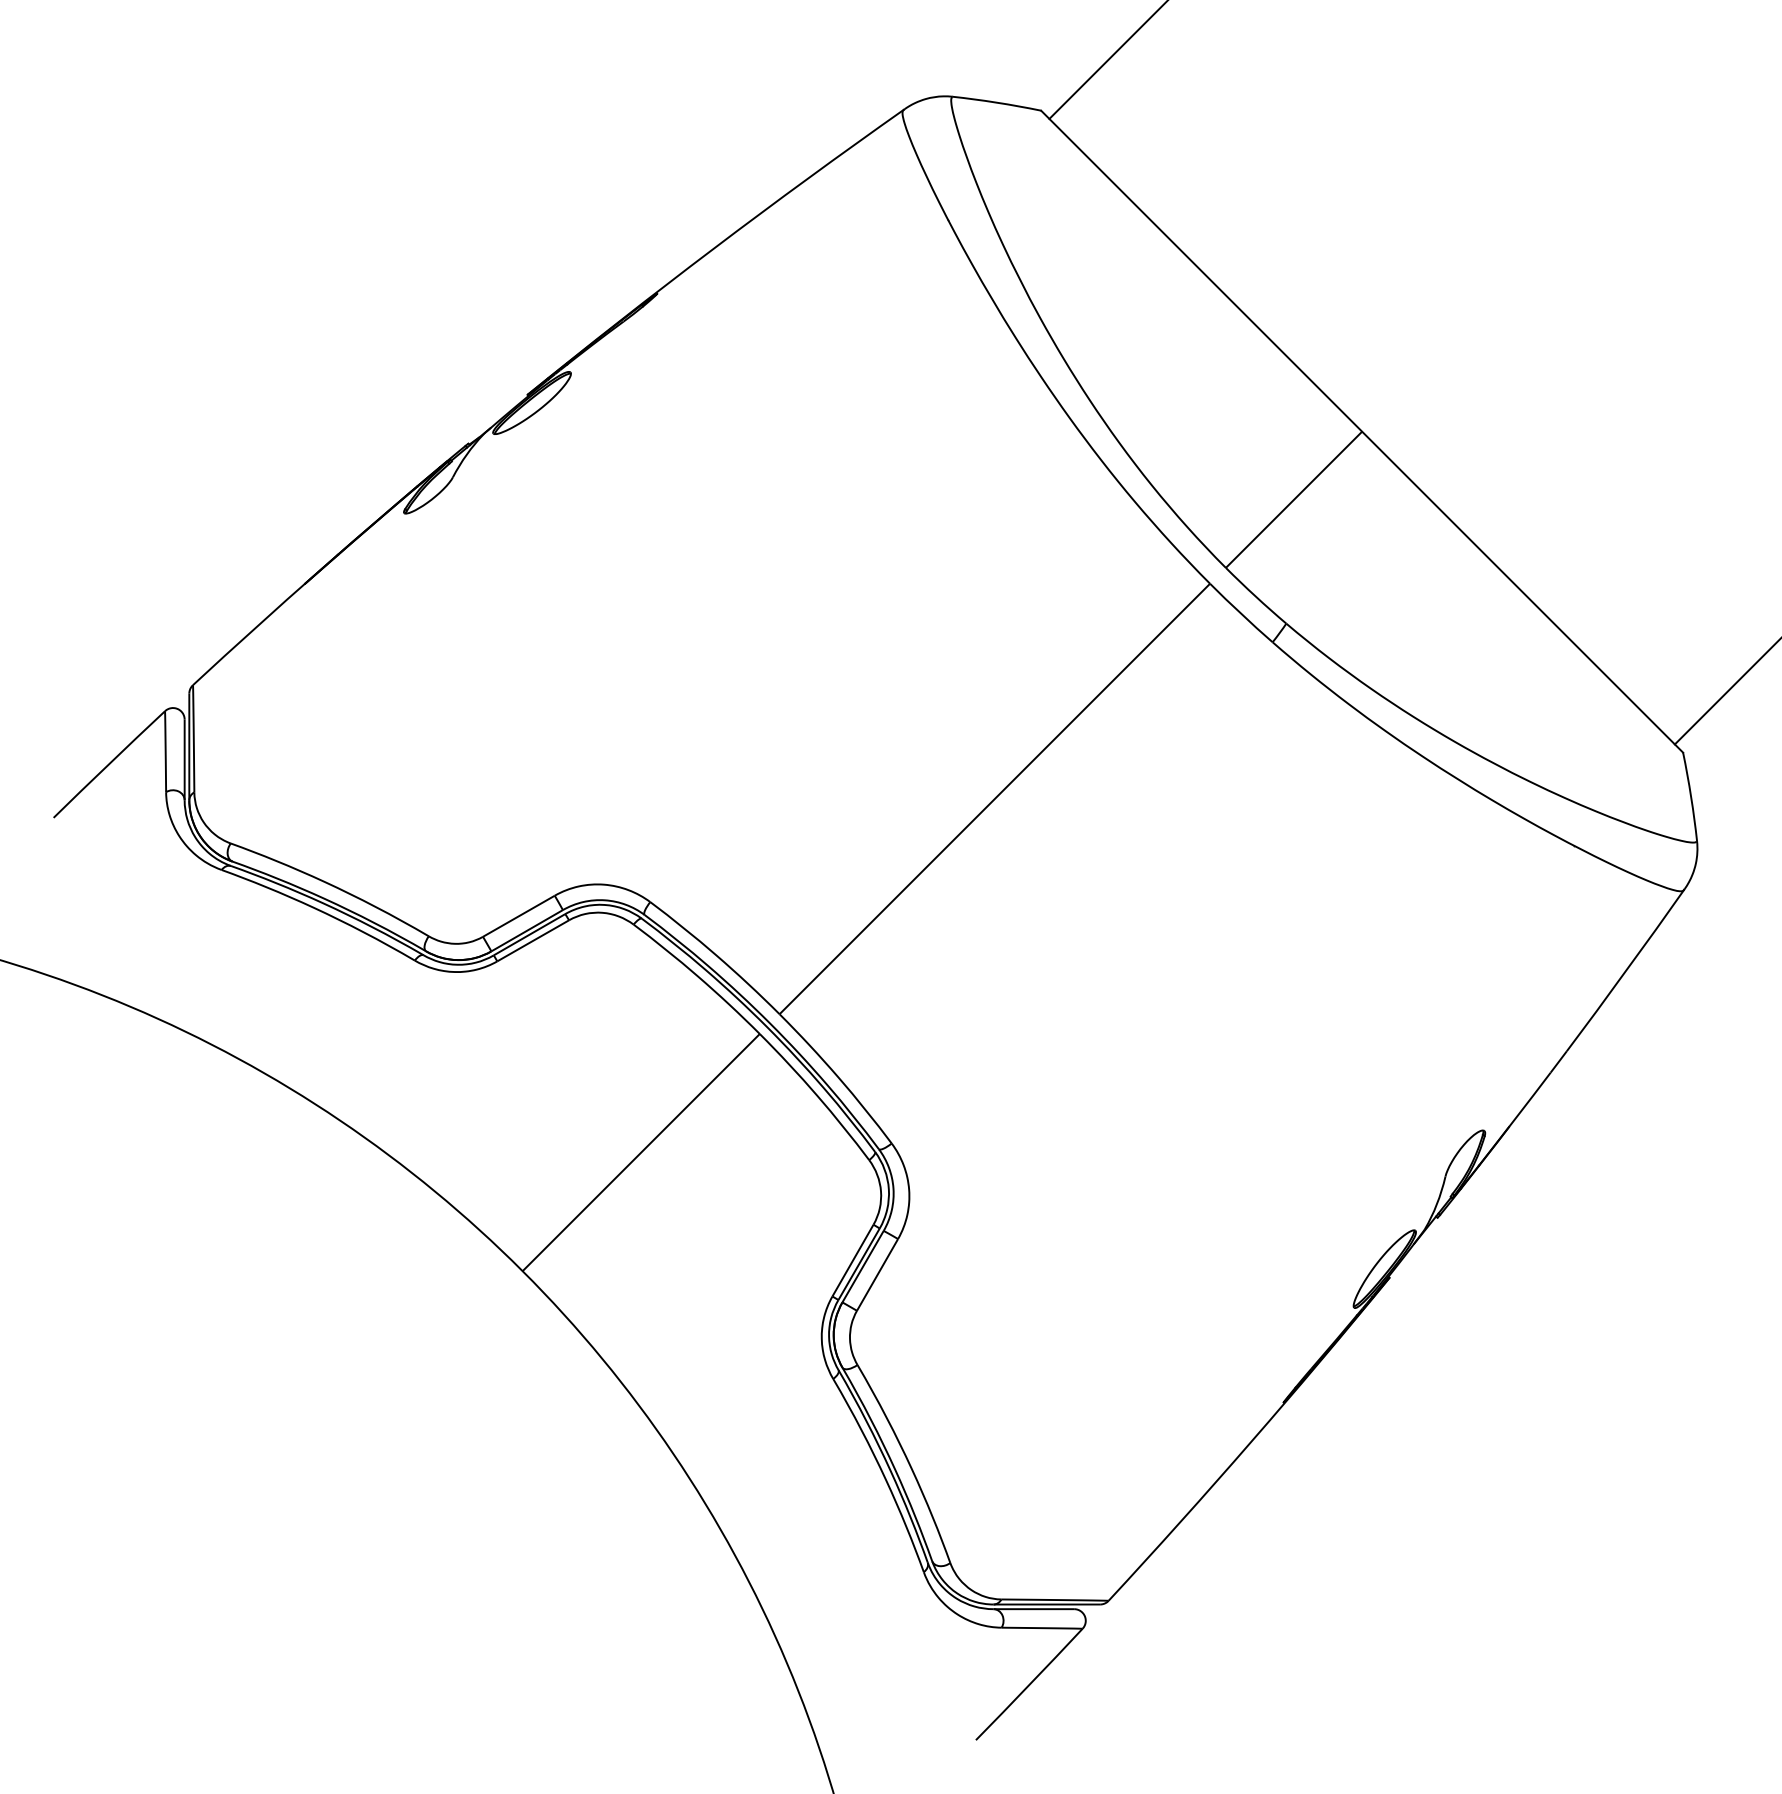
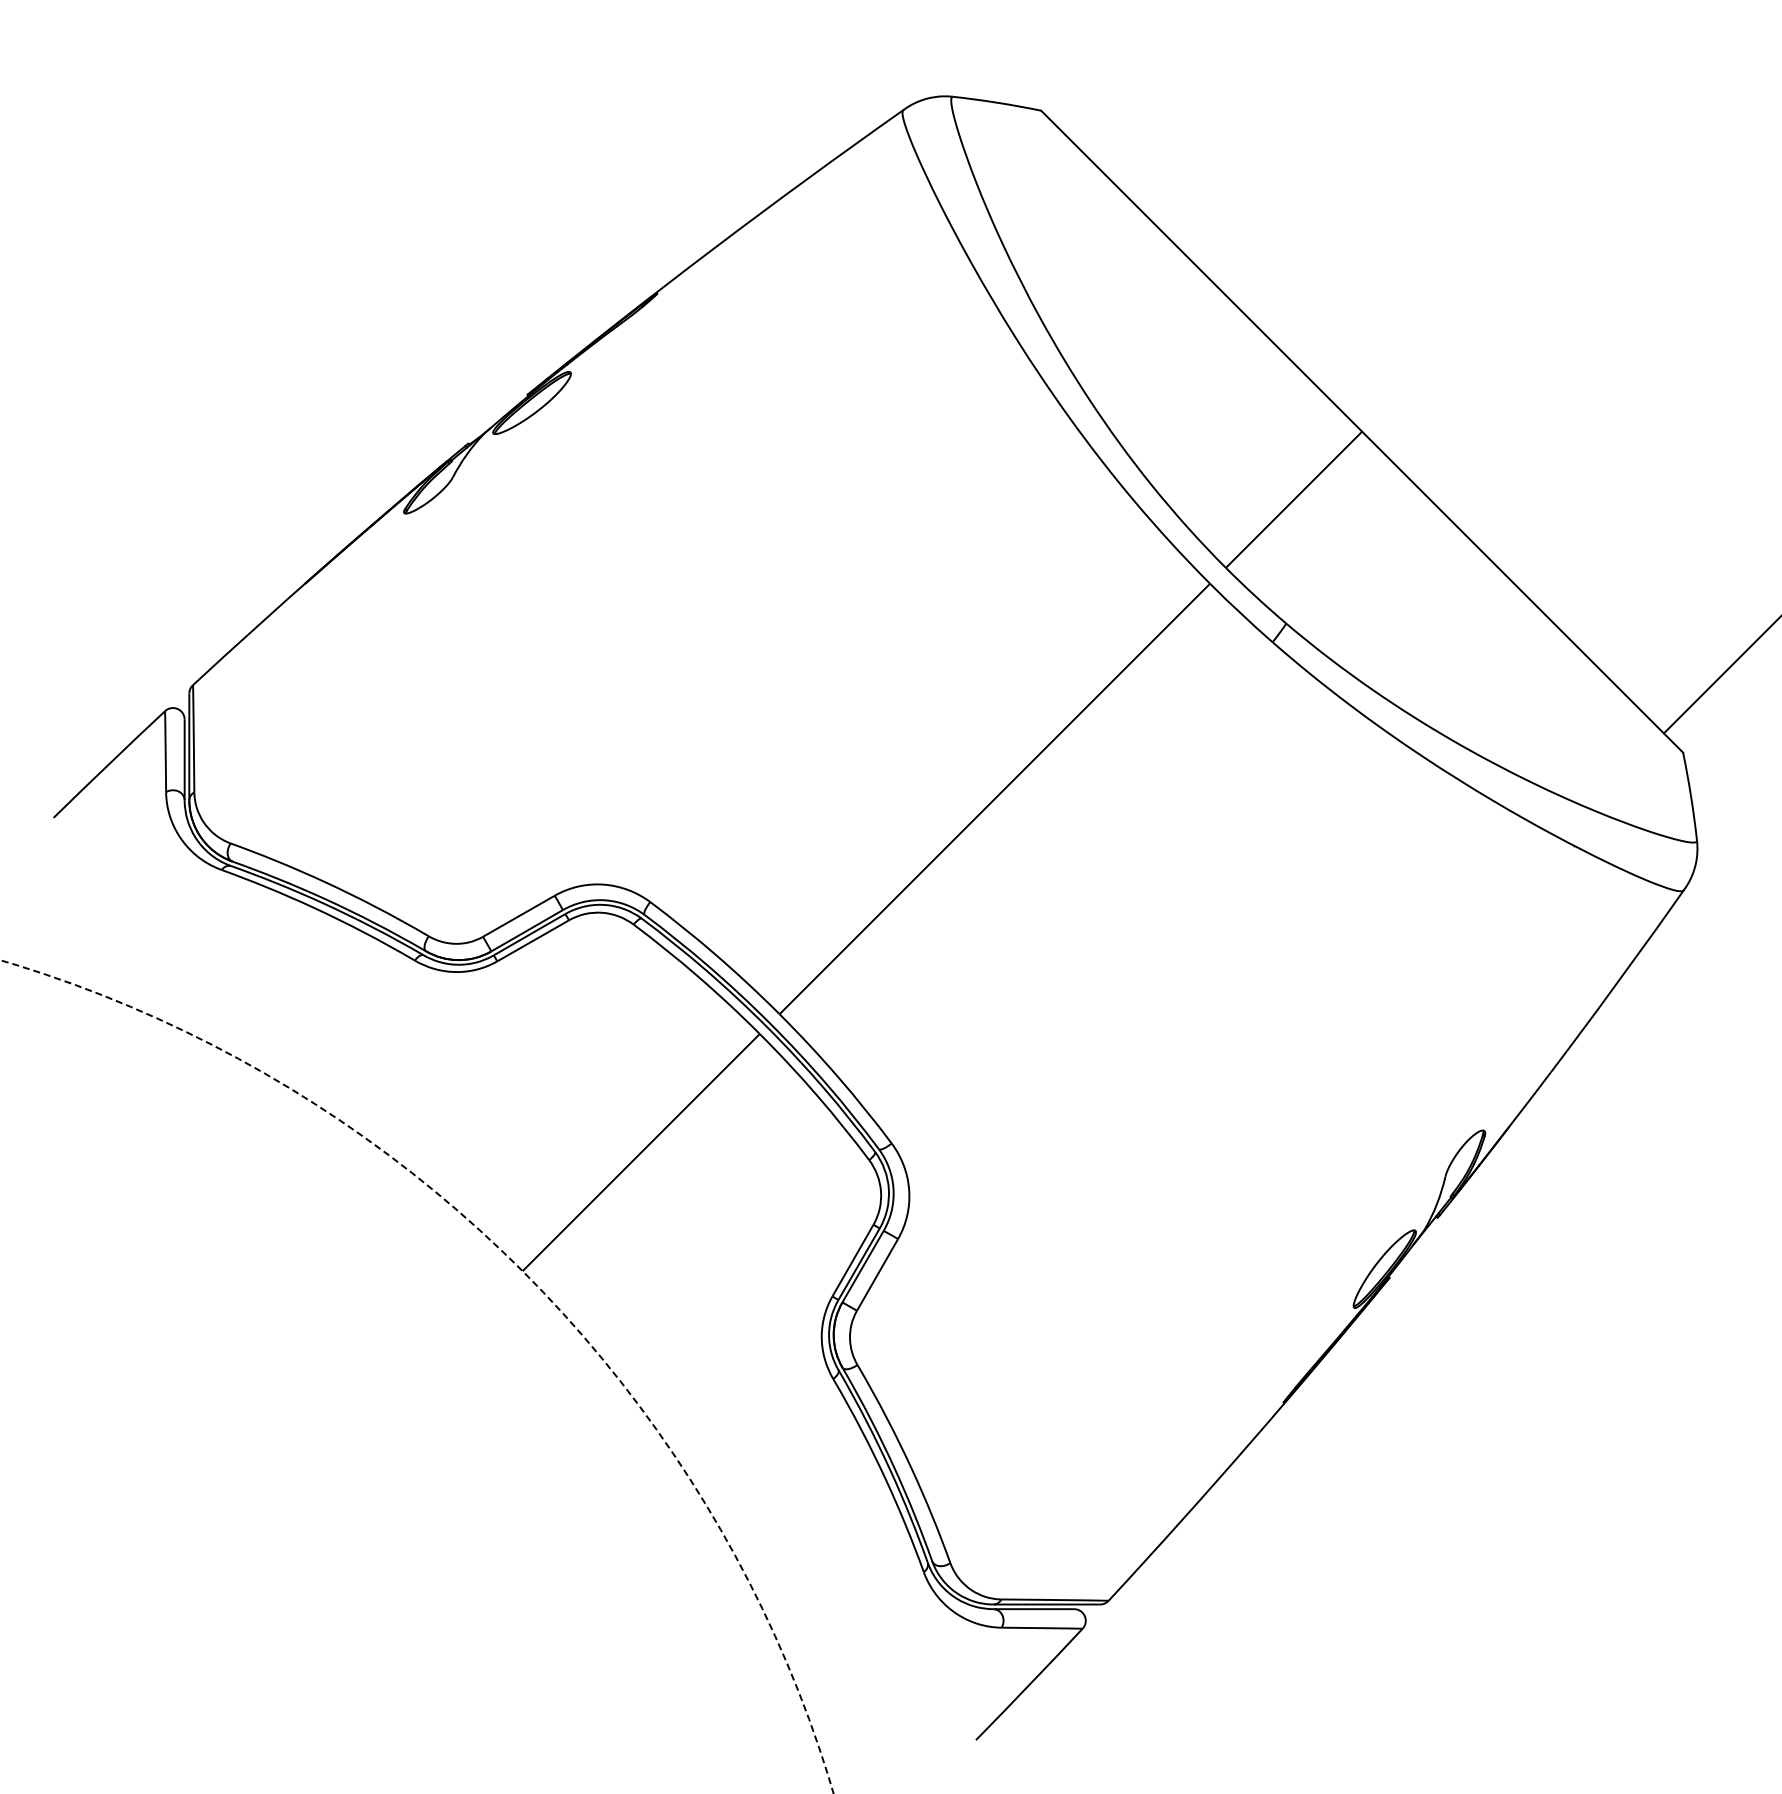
line: present -> none (1107, 60)
line position: (1726, 692) -> (1720, 675) (1720, 675)
circle: solid -> dashed (416, 1376)
